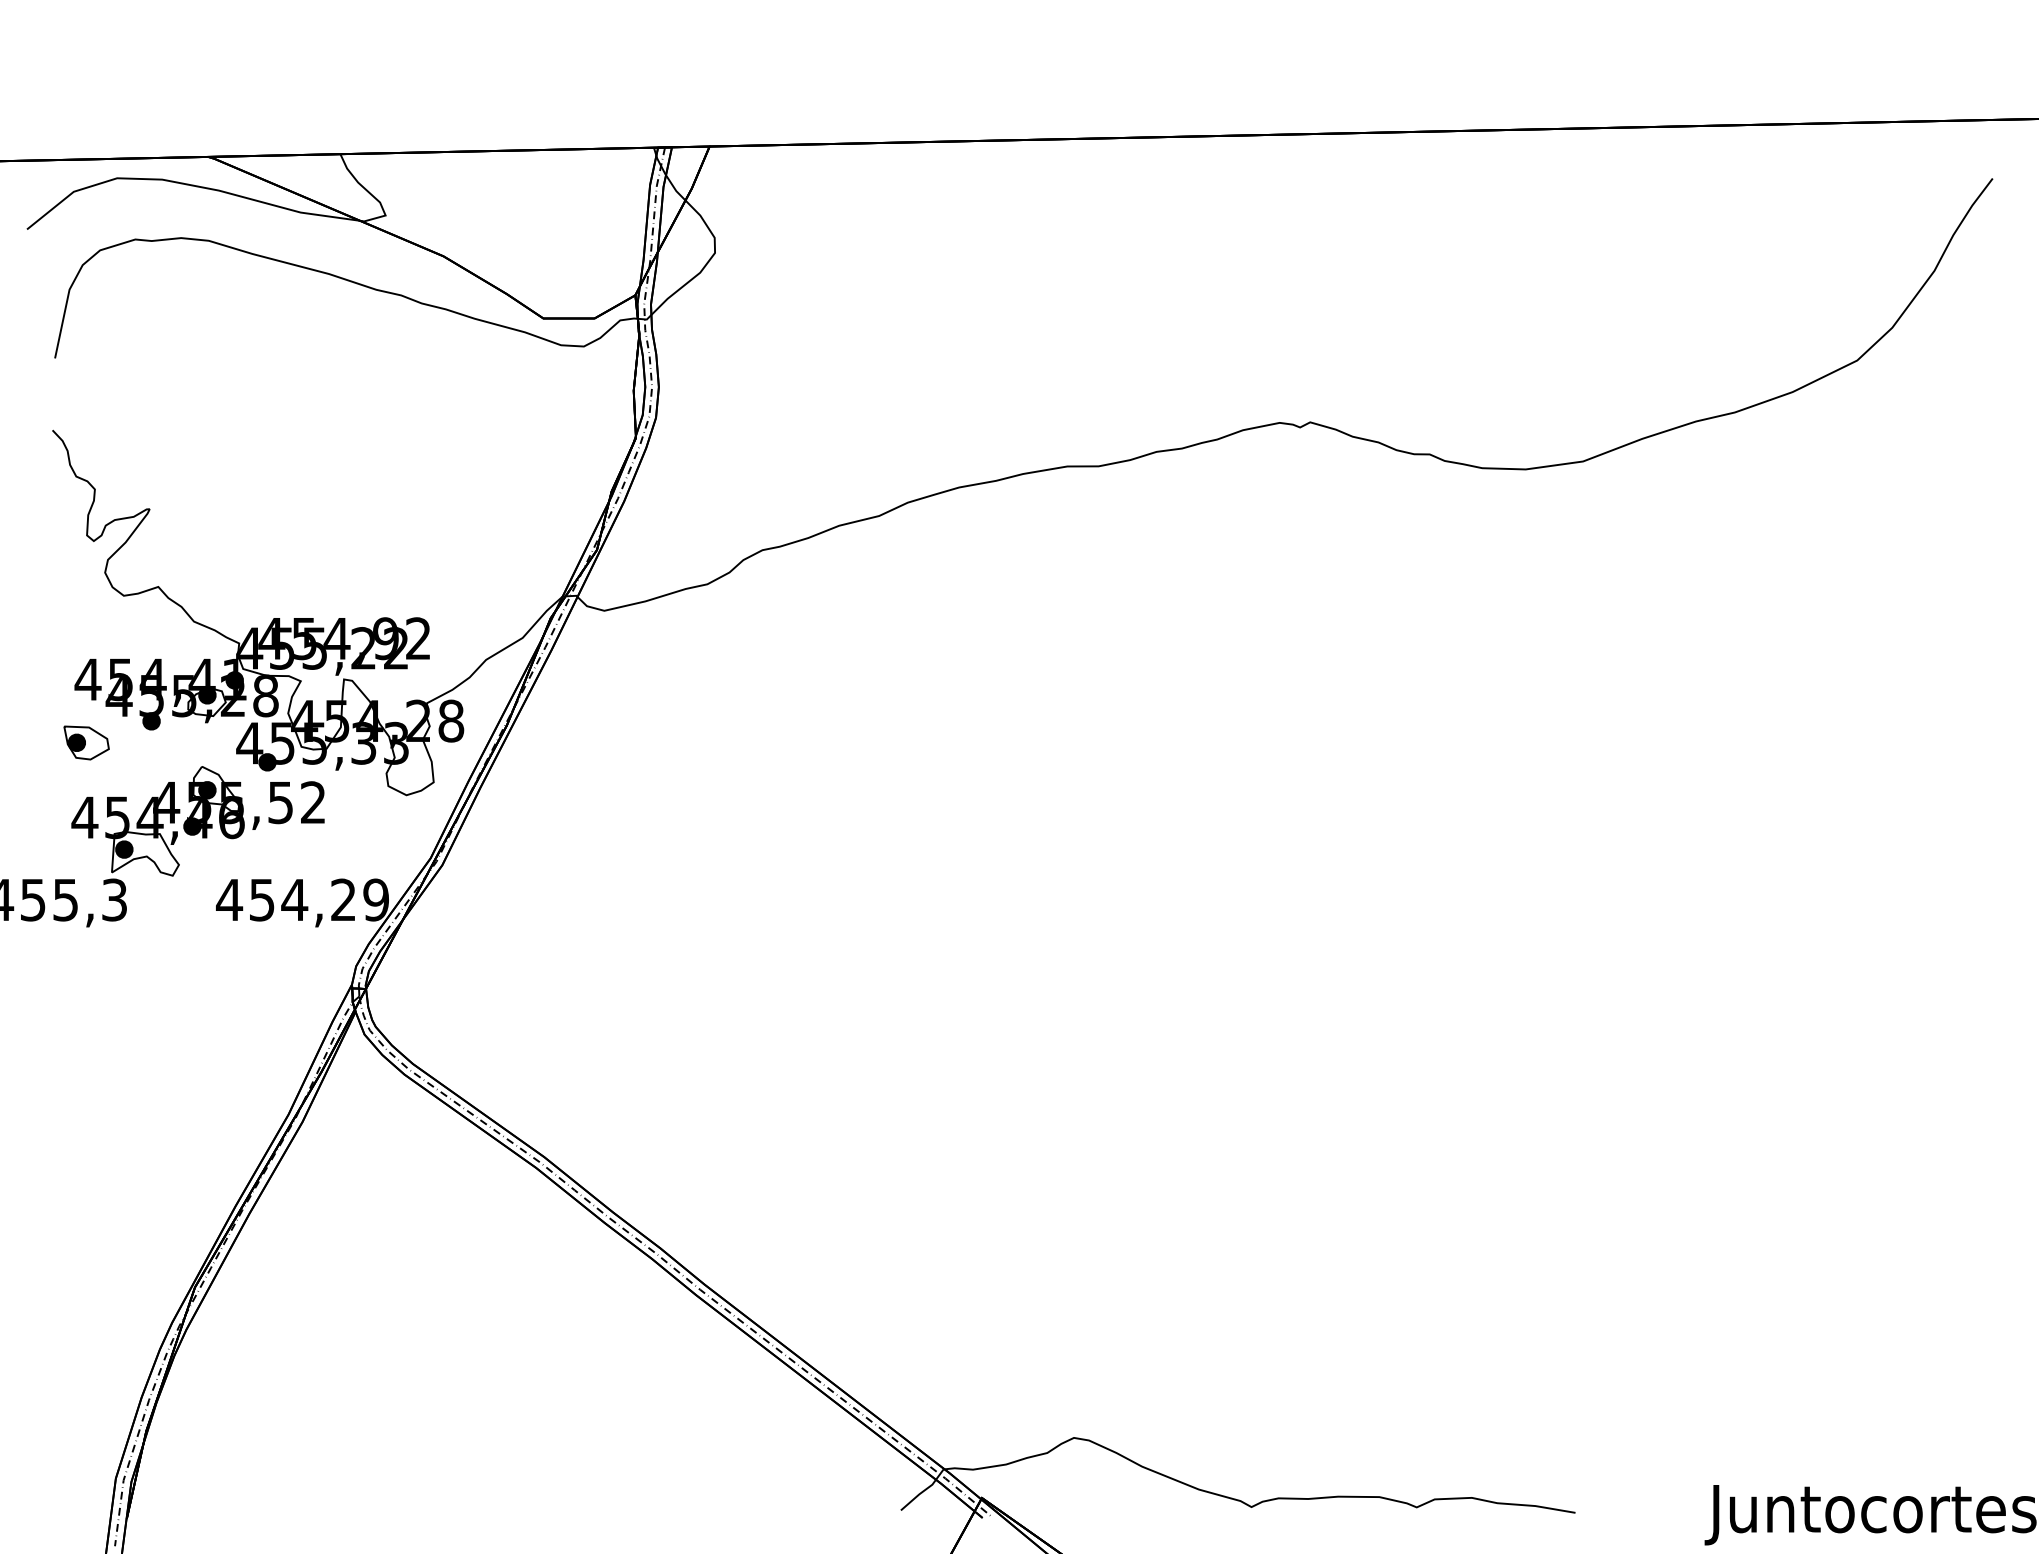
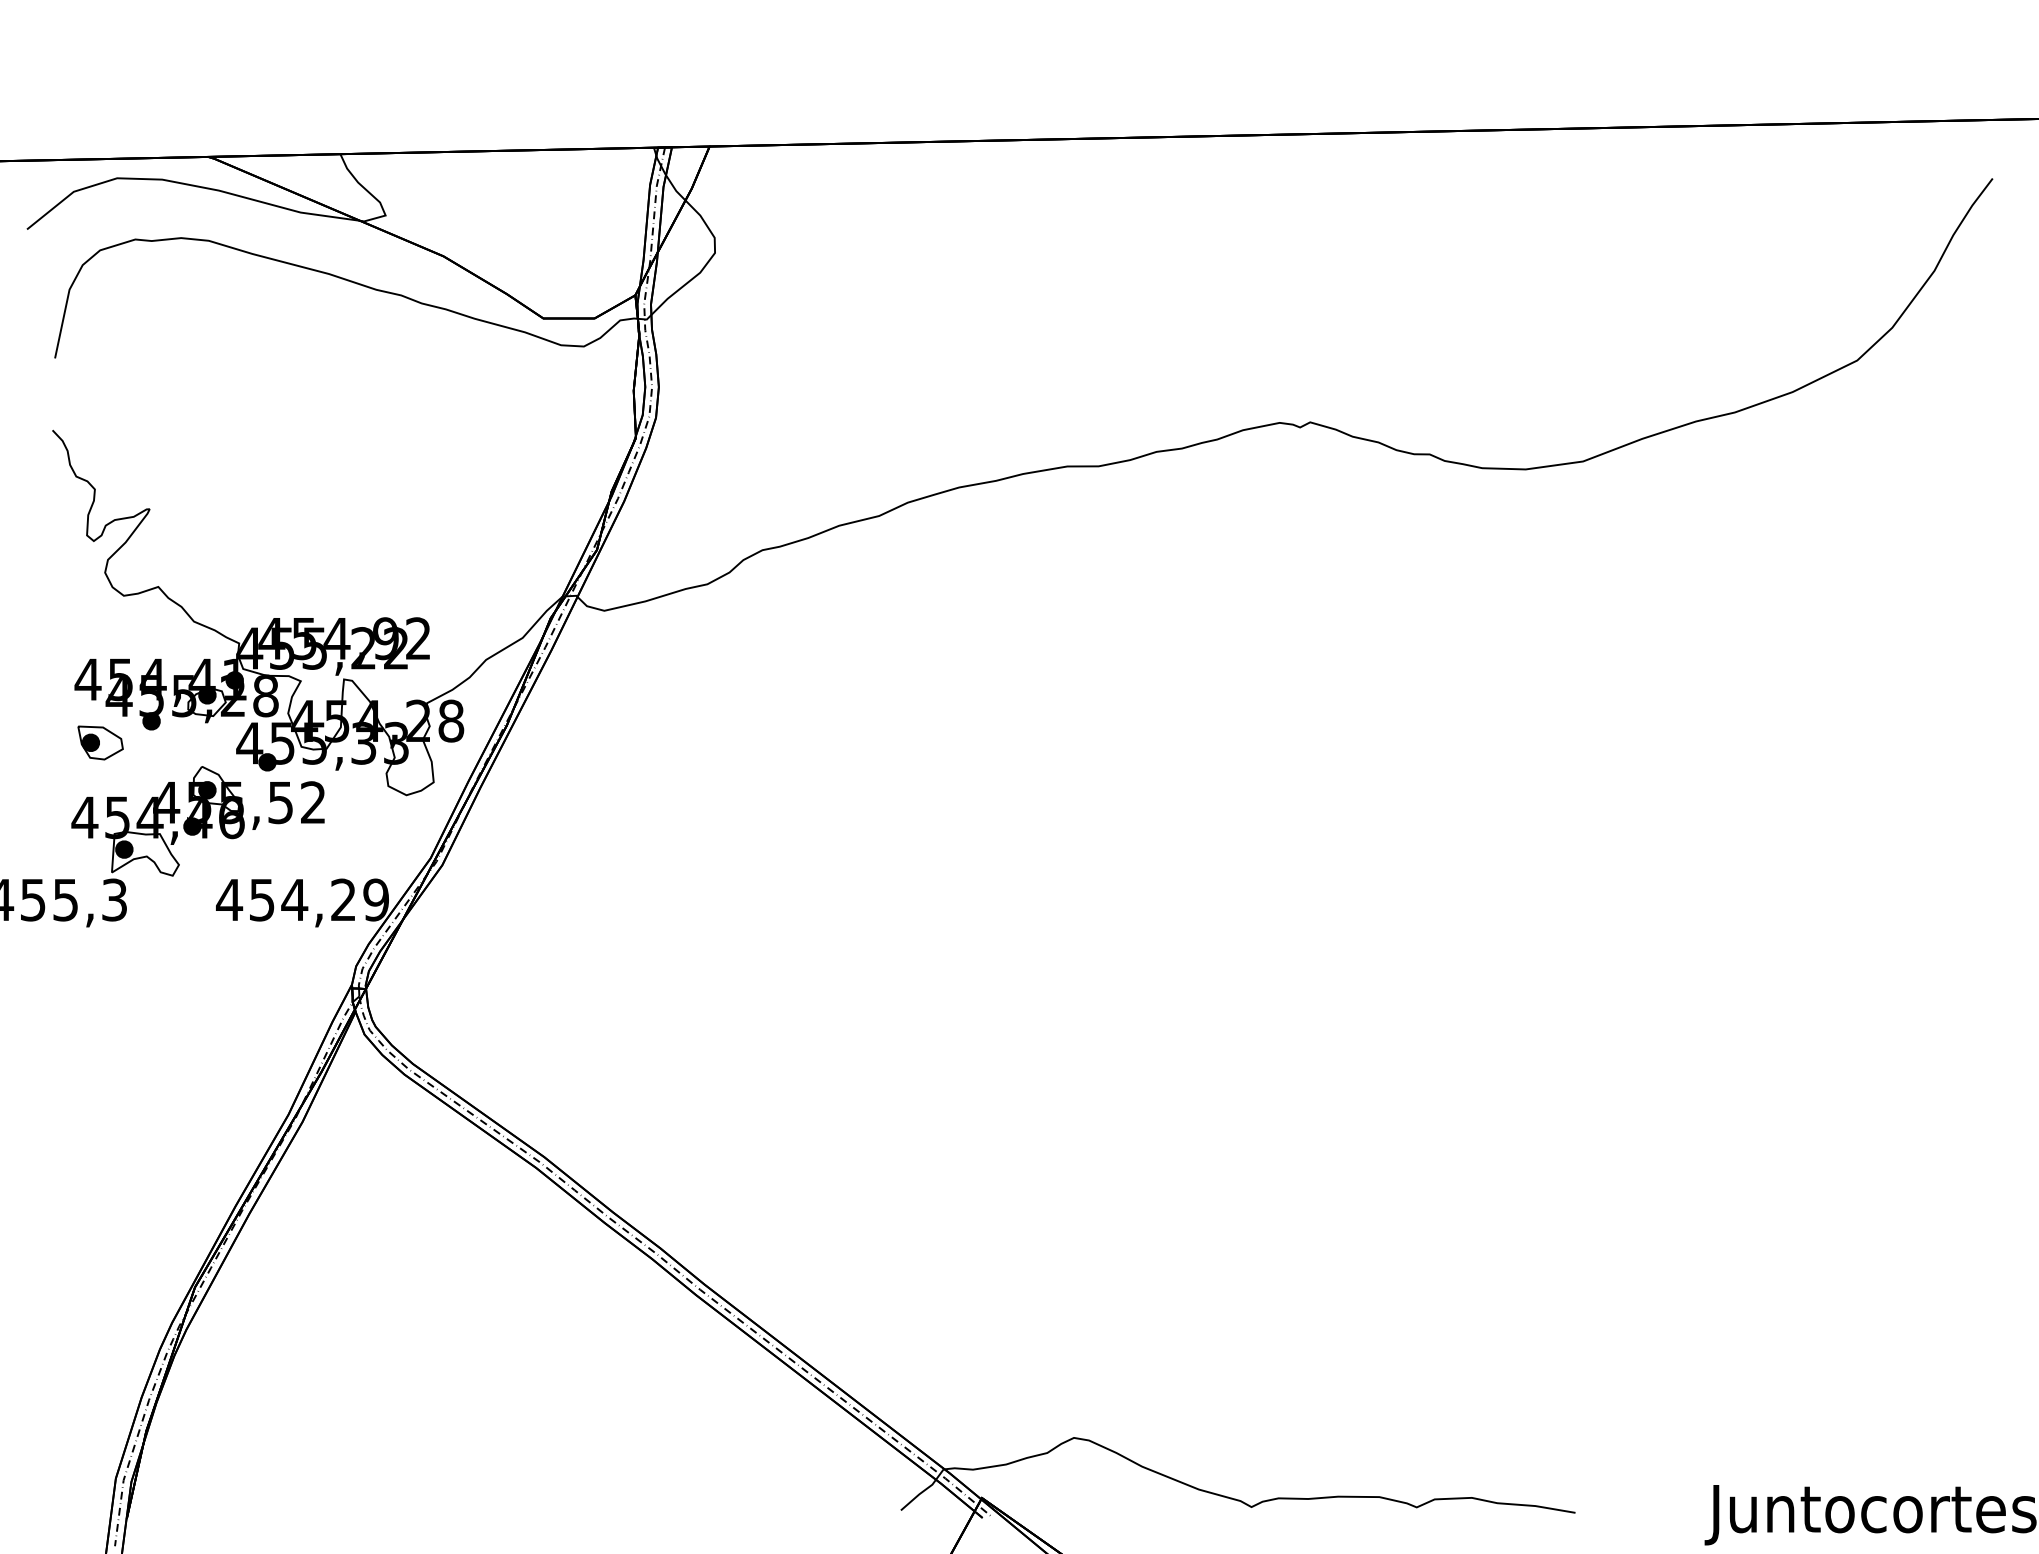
part position: (86, 742) -> (100, 742) (100, 742)
